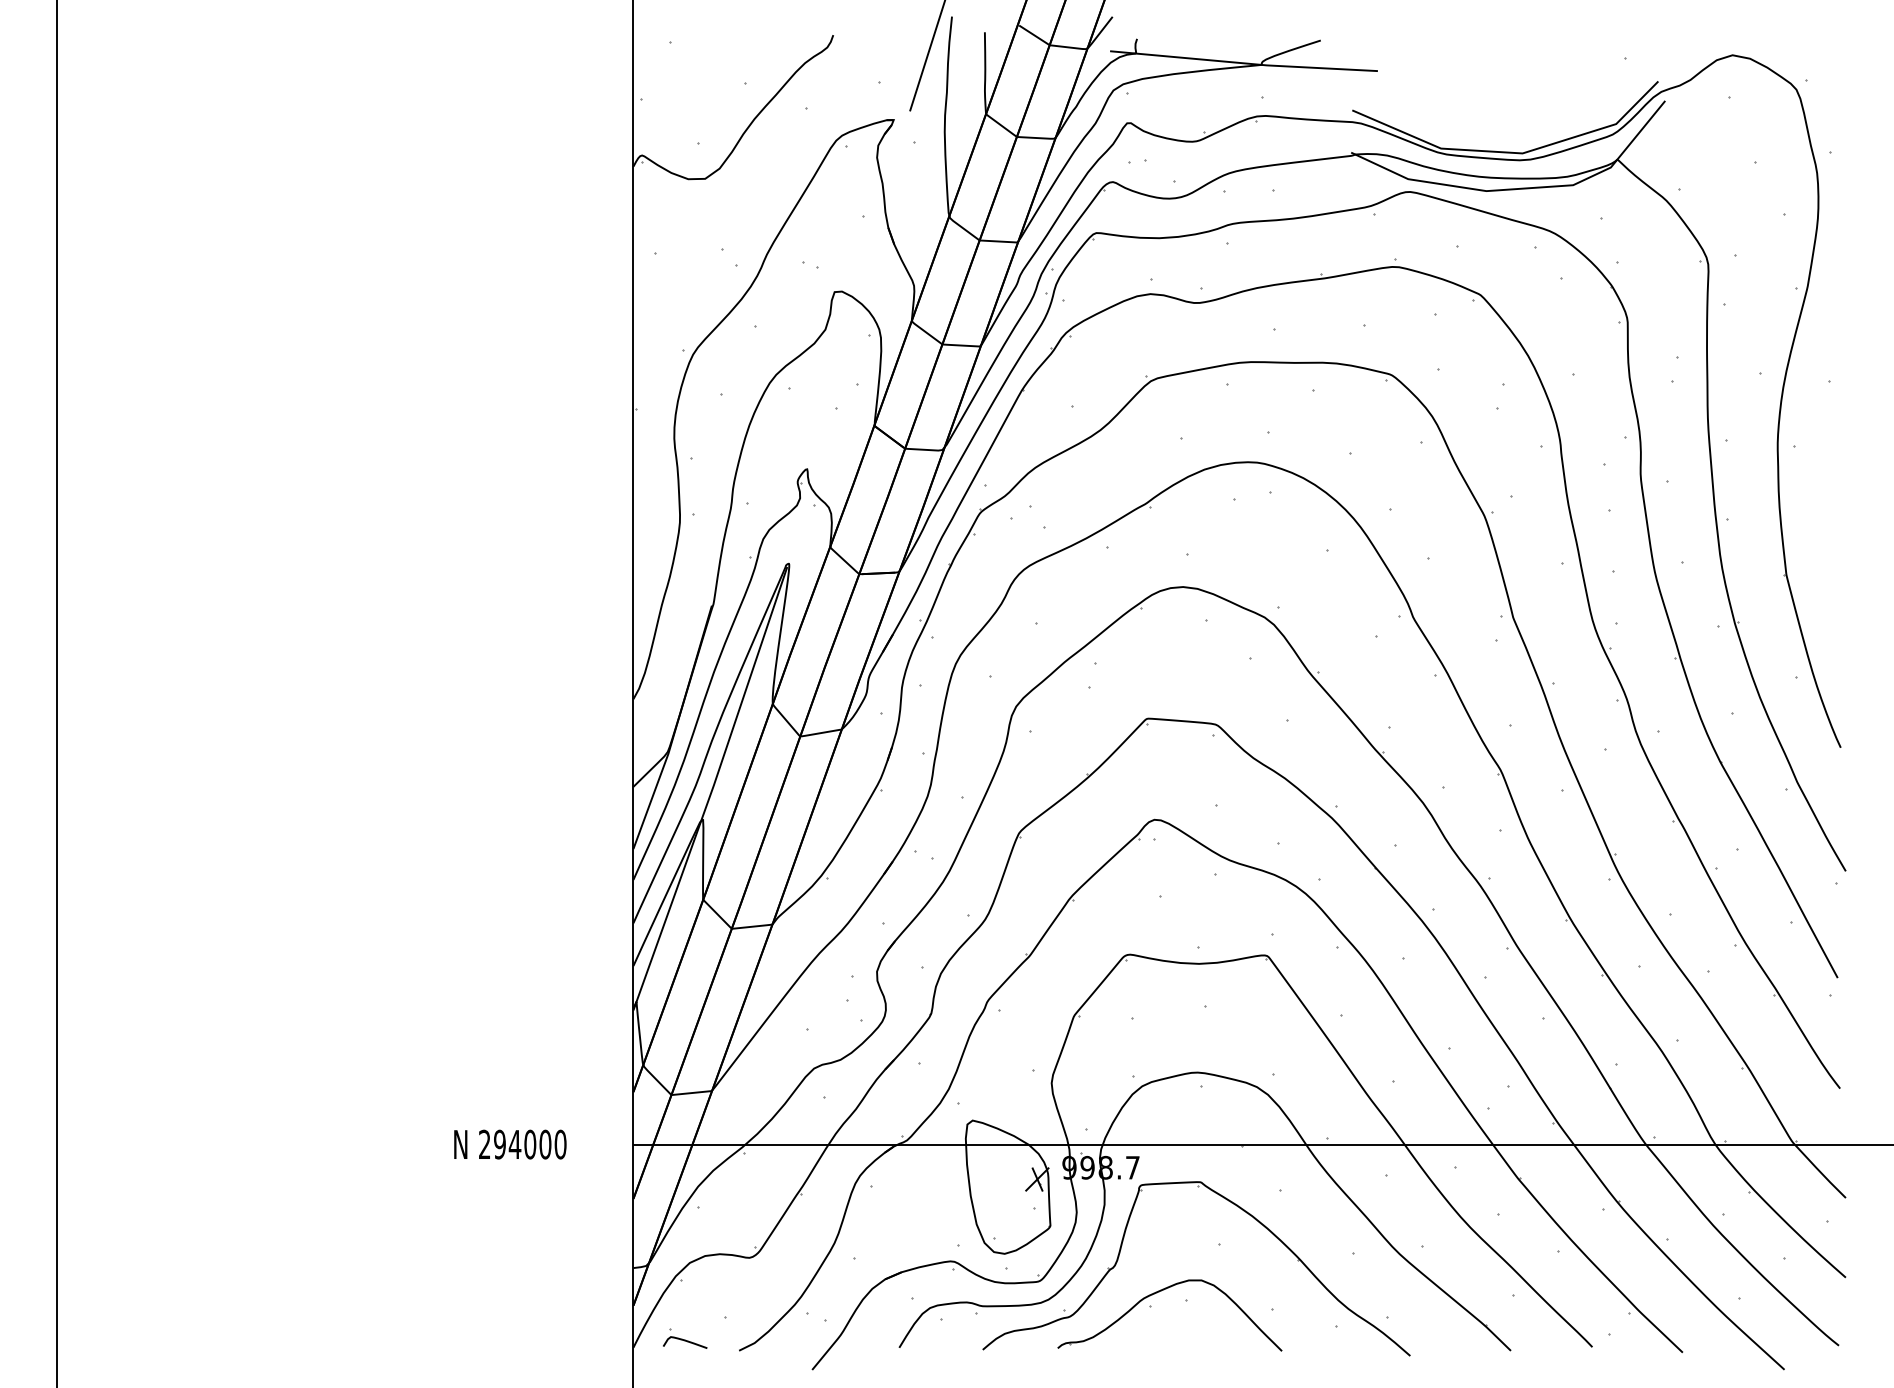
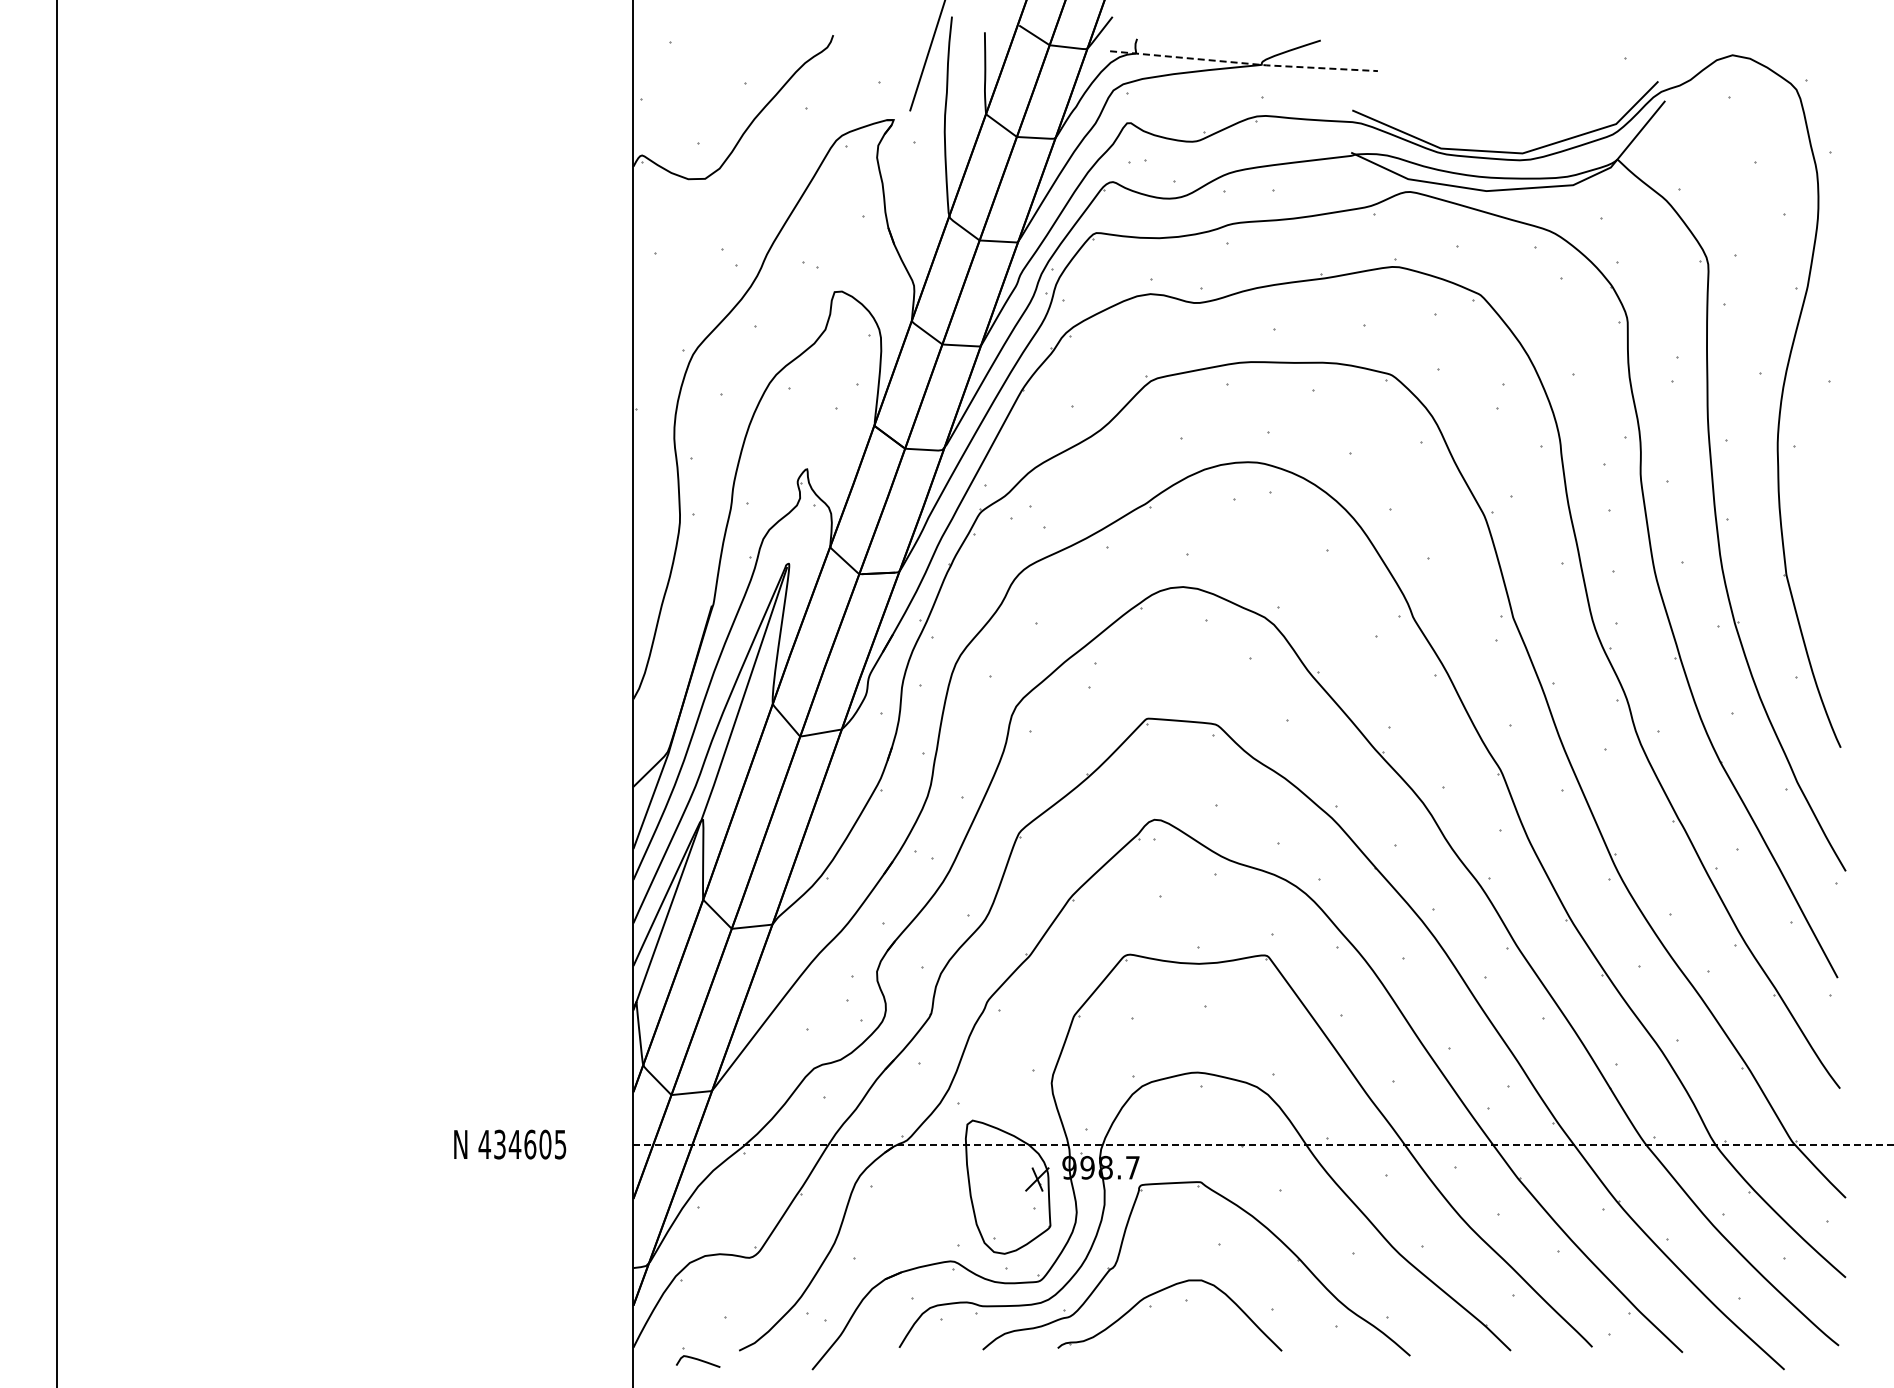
line: solid -> dashed (1245, 63)
text: 294000 -> 434605 (522, 1144)
line: solid -> dashed (1264, 1144)
part position: (685, 1338) -> (698, 1357) (698, 1357)
